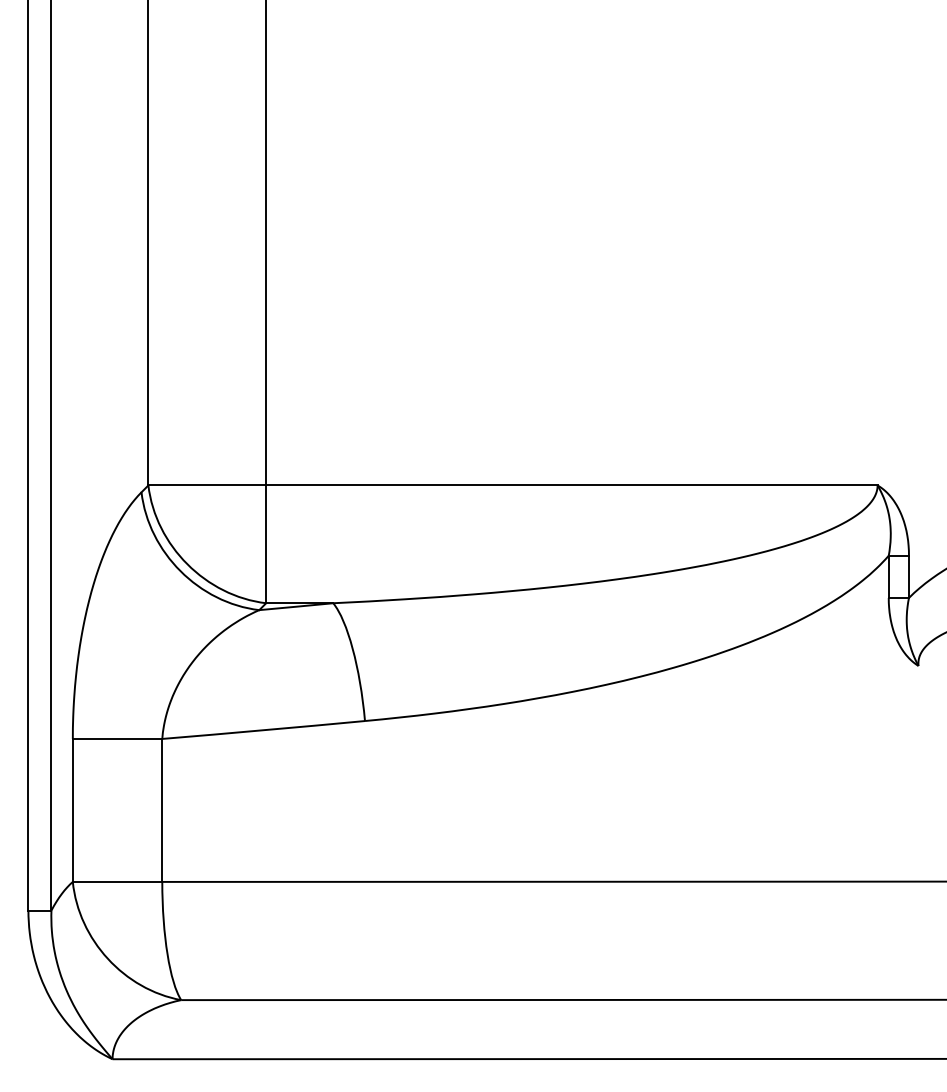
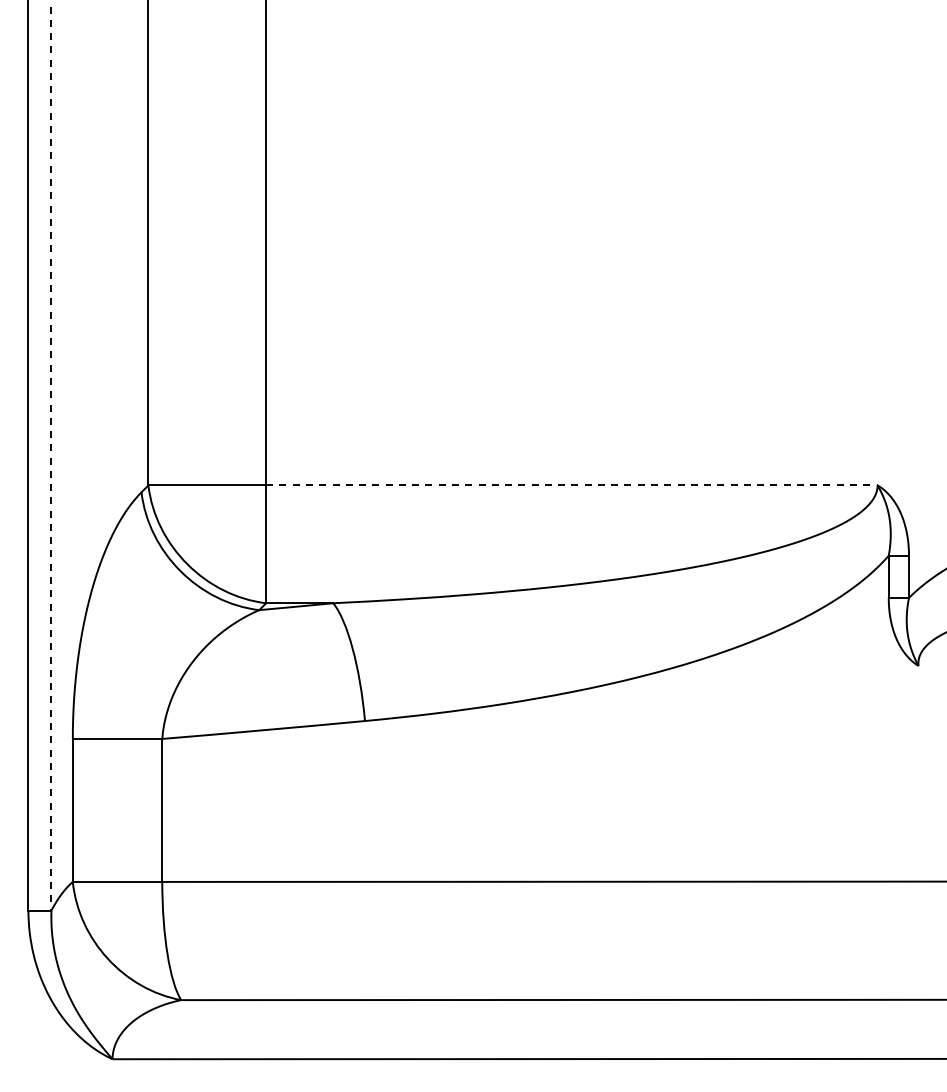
line: solid -> dashed (51, 455)
line: solid -> dashed (571, 485)
